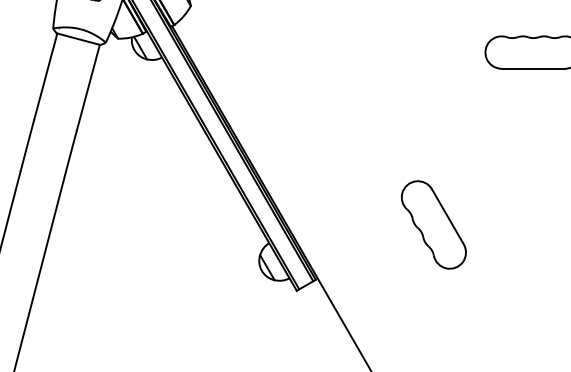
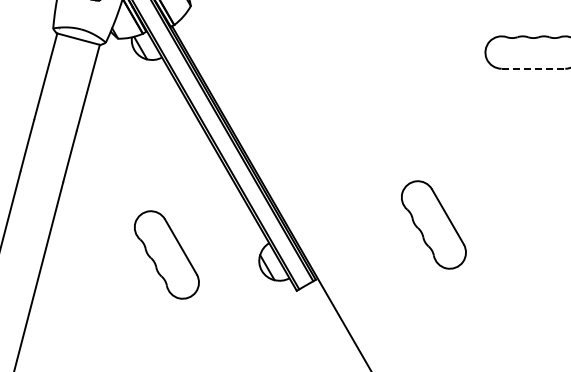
line: solid -> dashed (533, 68)
part: none -> present (166, 254)
